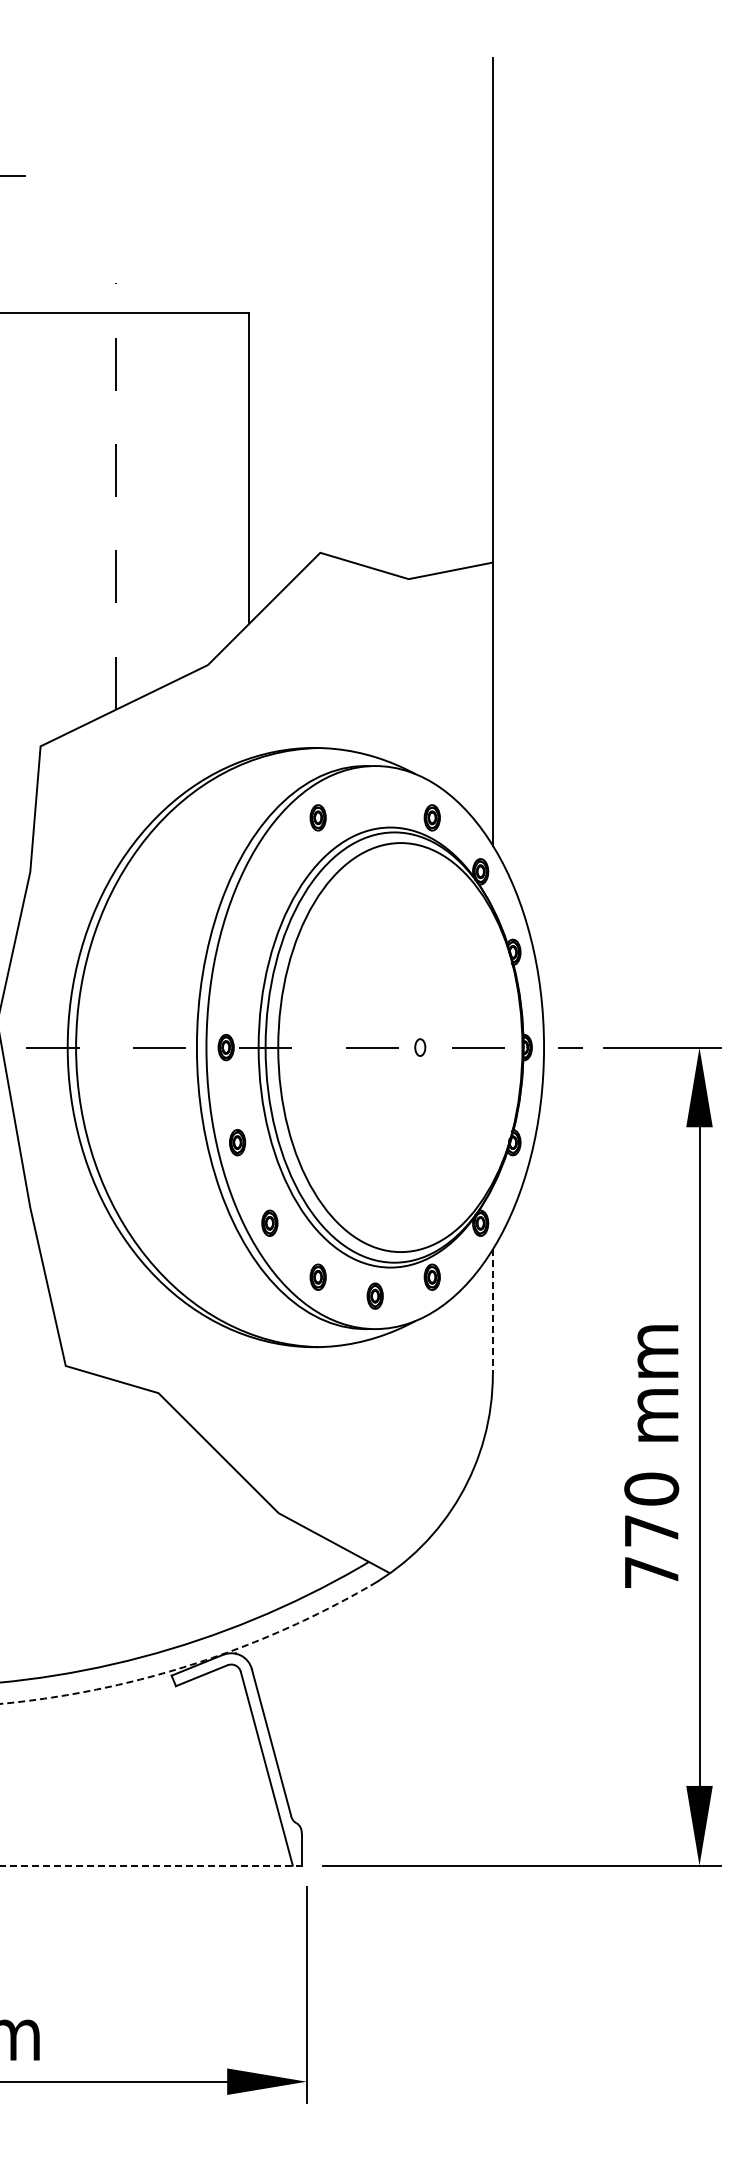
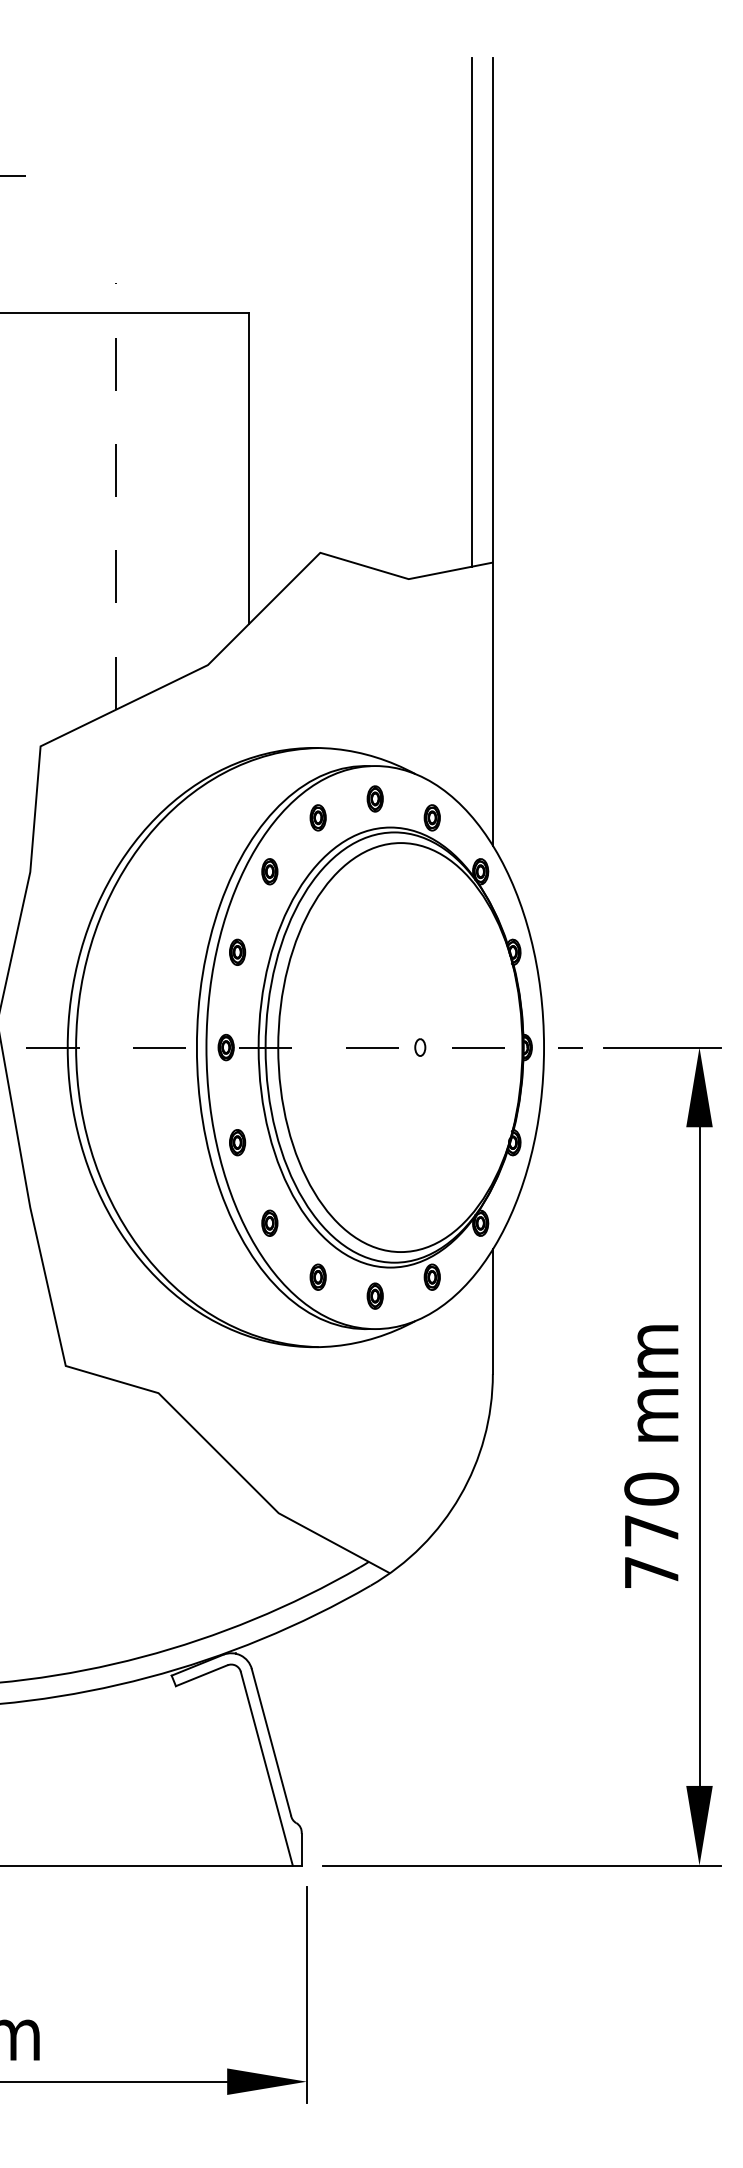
line: none -> present (471, 311)
part: none -> present (374, 798)
part: none -> present (269, 871)
part: none -> present (237, 951)
line: dashed -> solid (492, 1312)
arc: dashed -> solid (191, 1664)
line: dashed -> solid (151, 1865)
